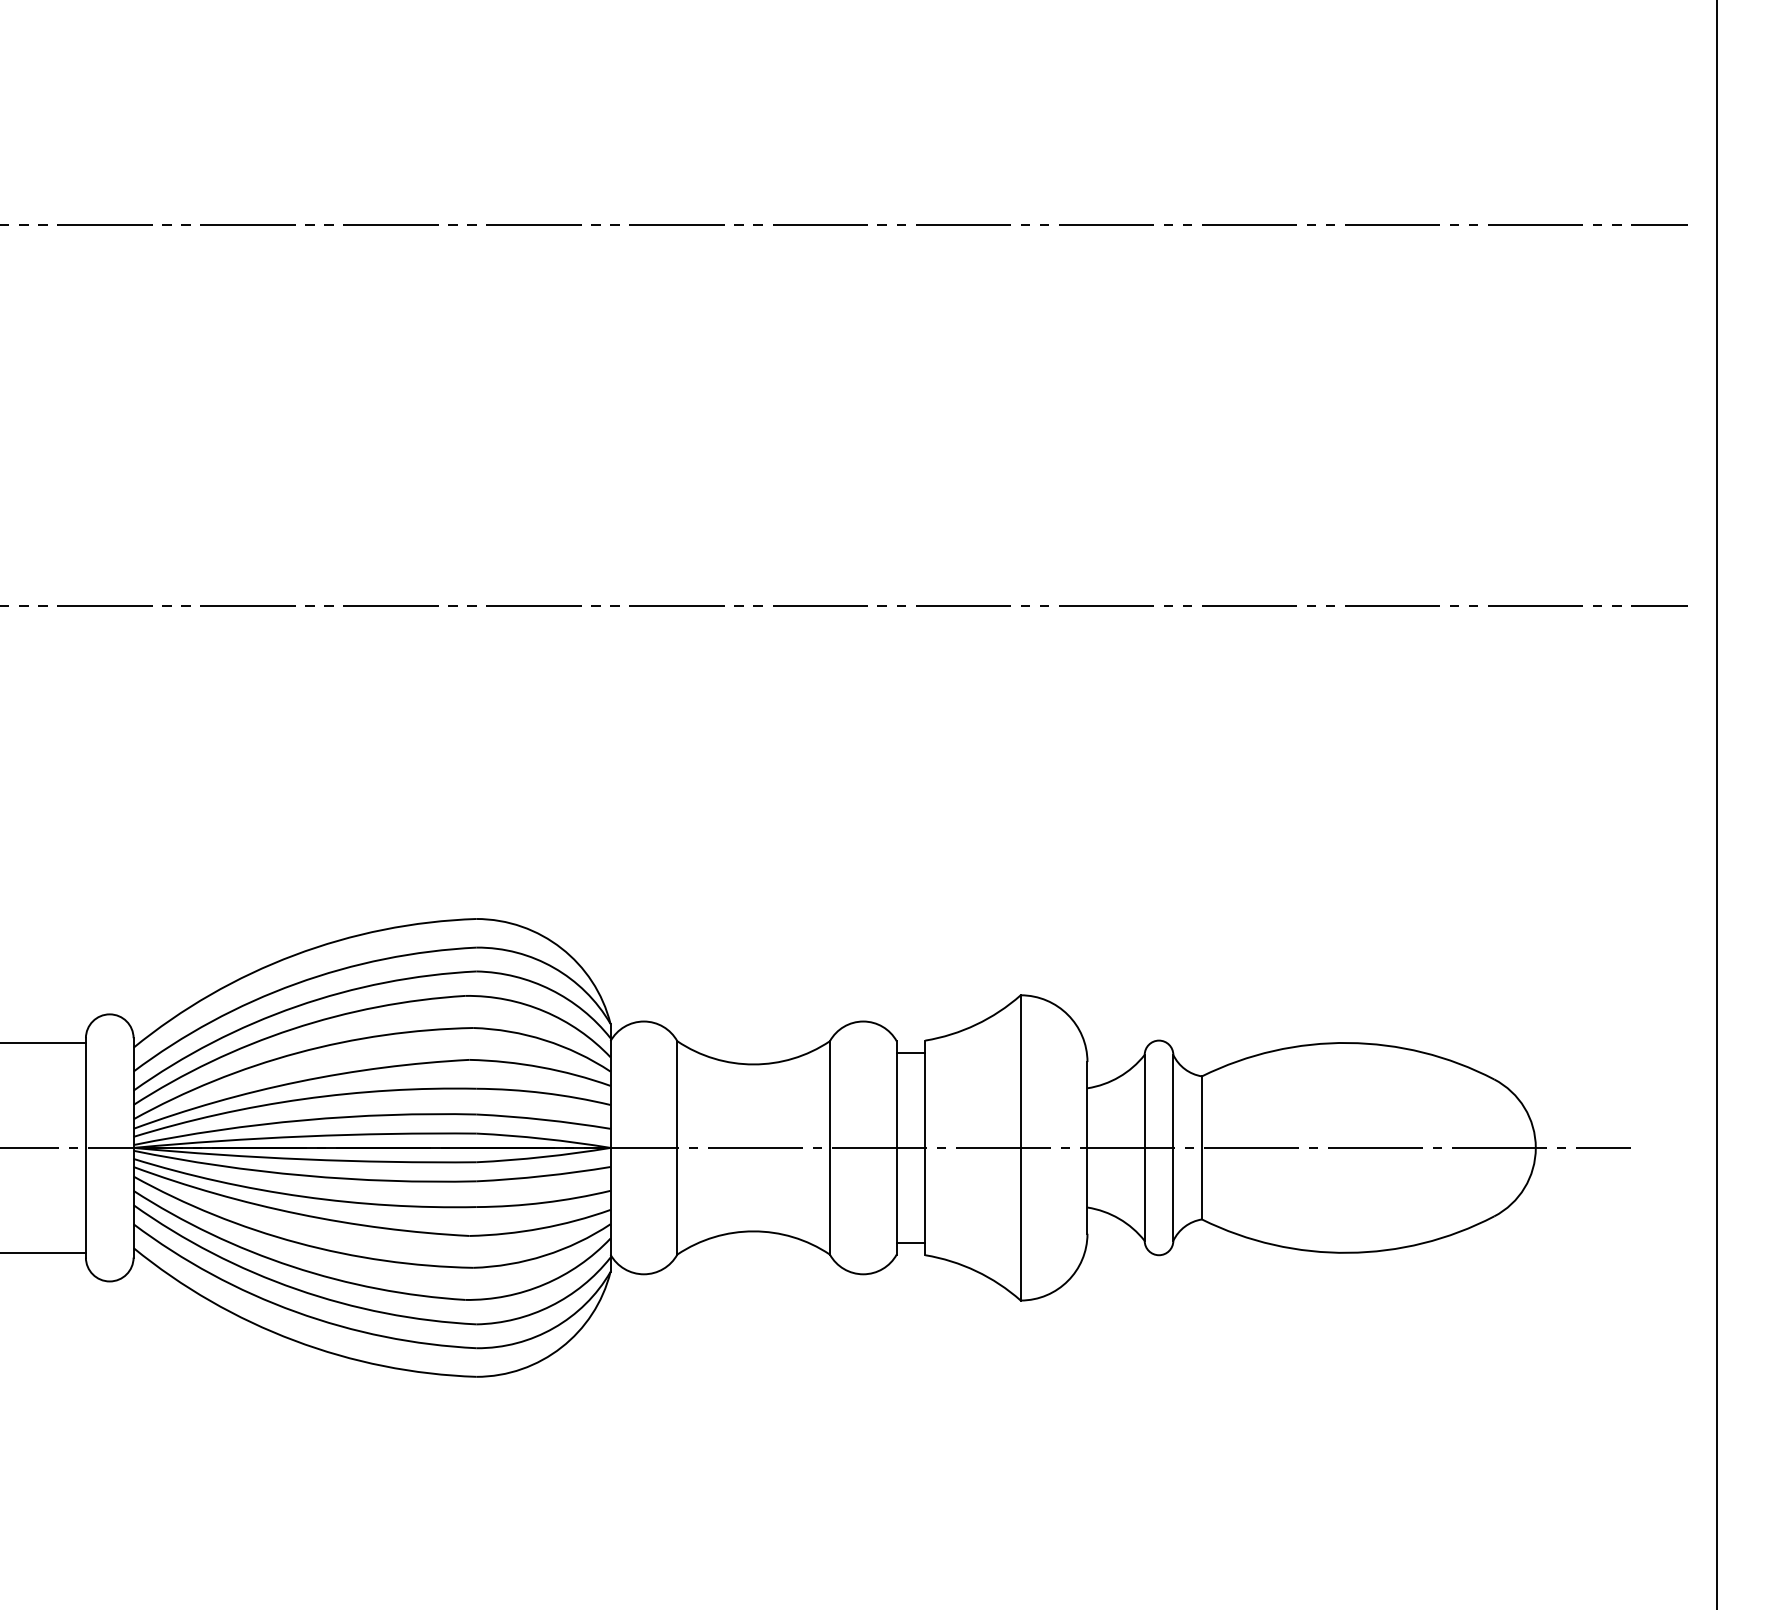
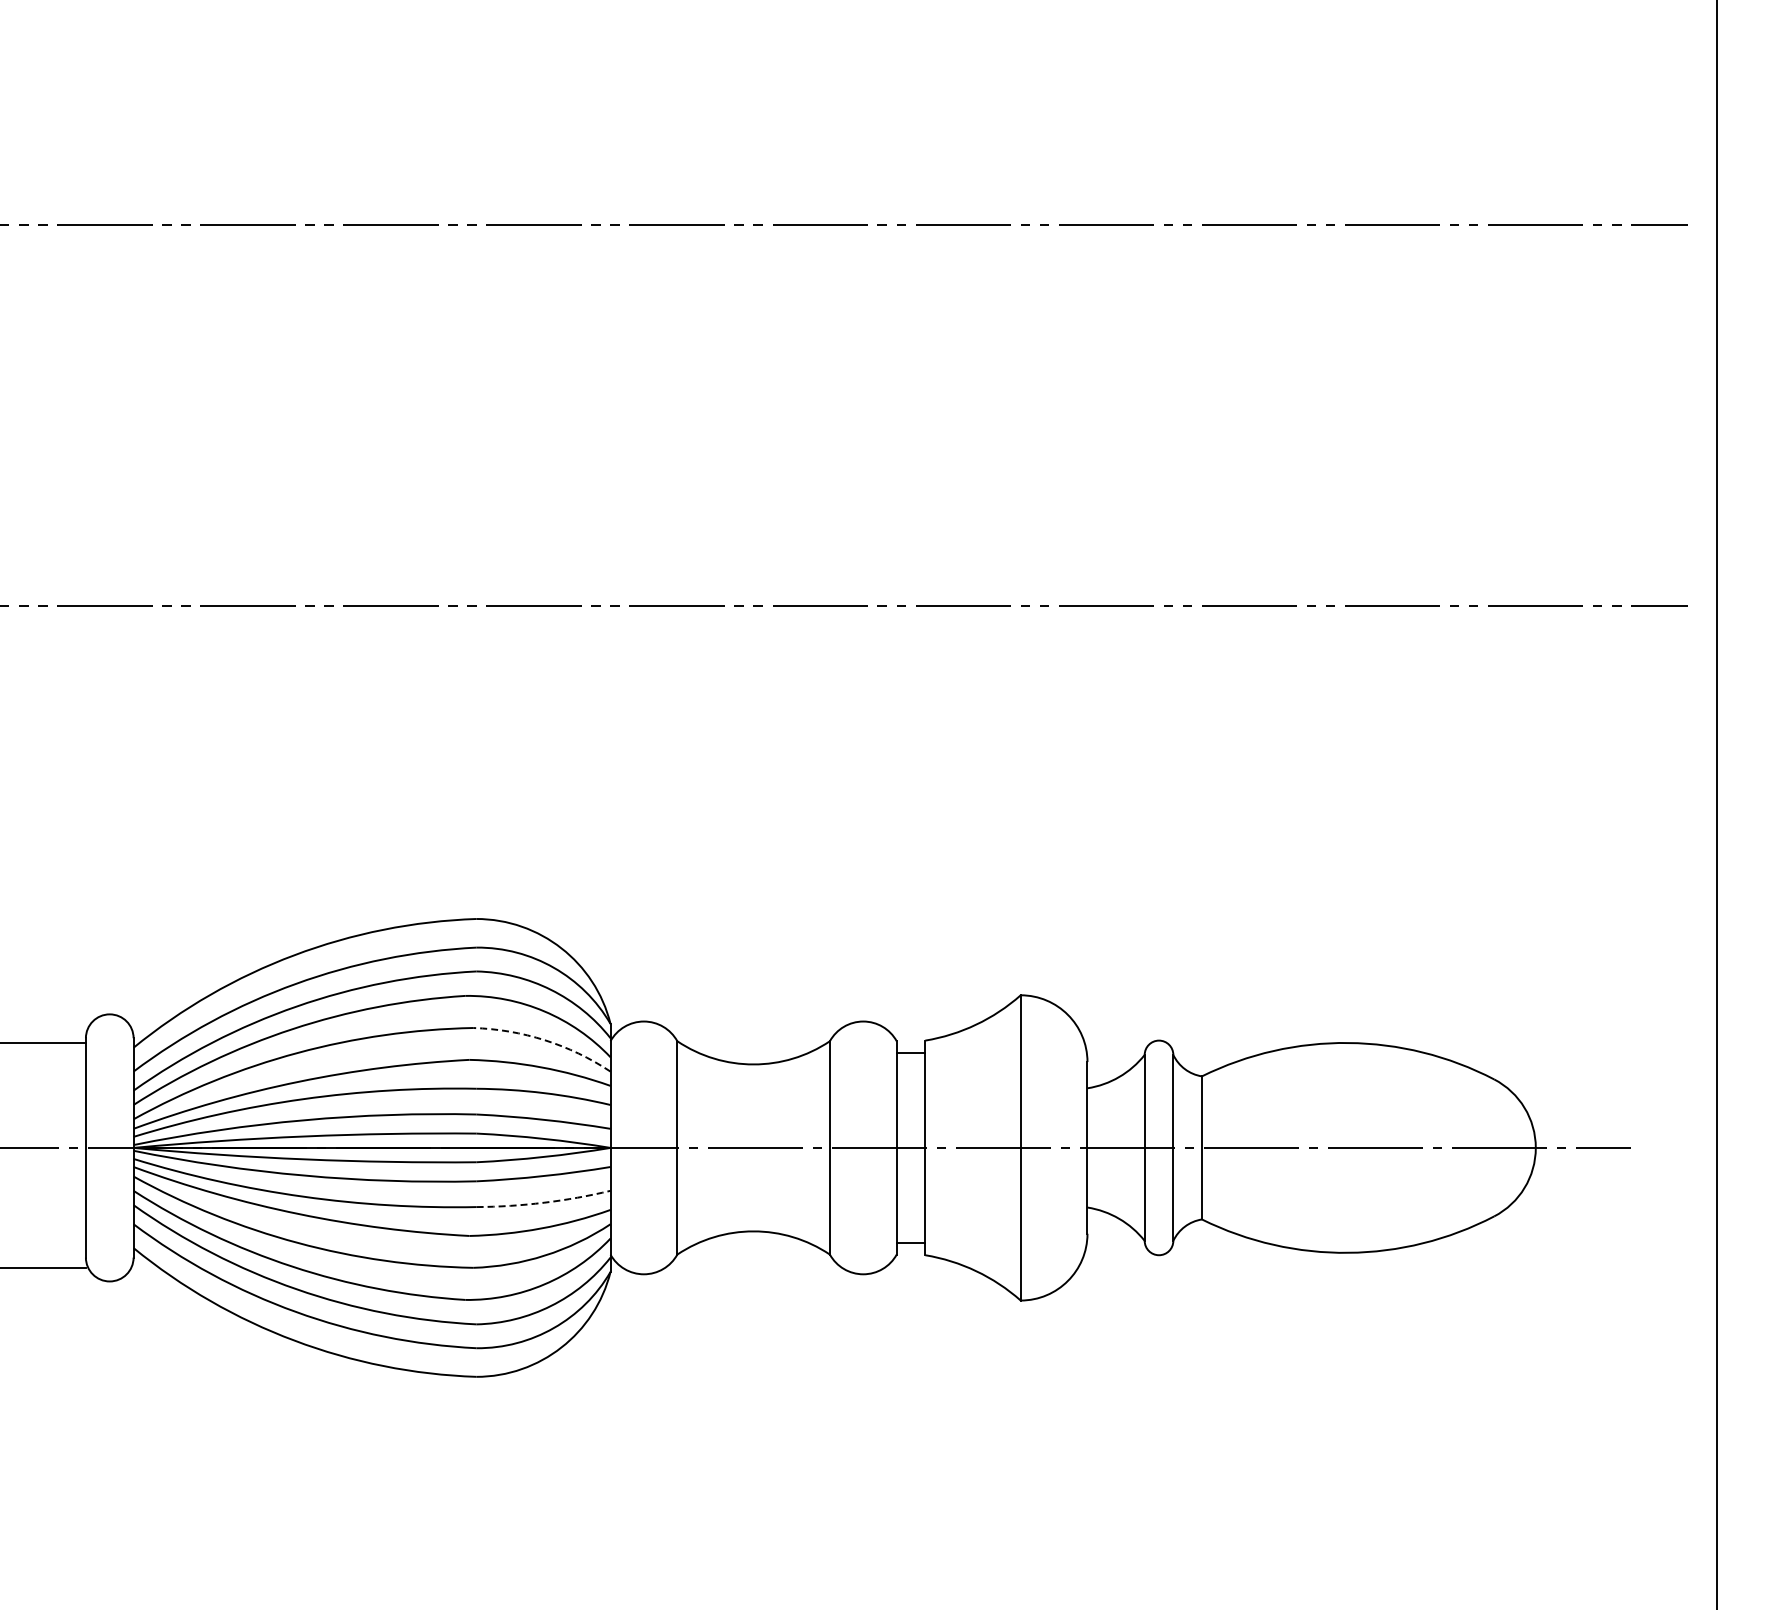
arc: solid -> dashed (544, 1040)
arc: solid -> dashed (544, 1202)
line position: (43, 1252) -> (43, 1267) (43, 1267)
